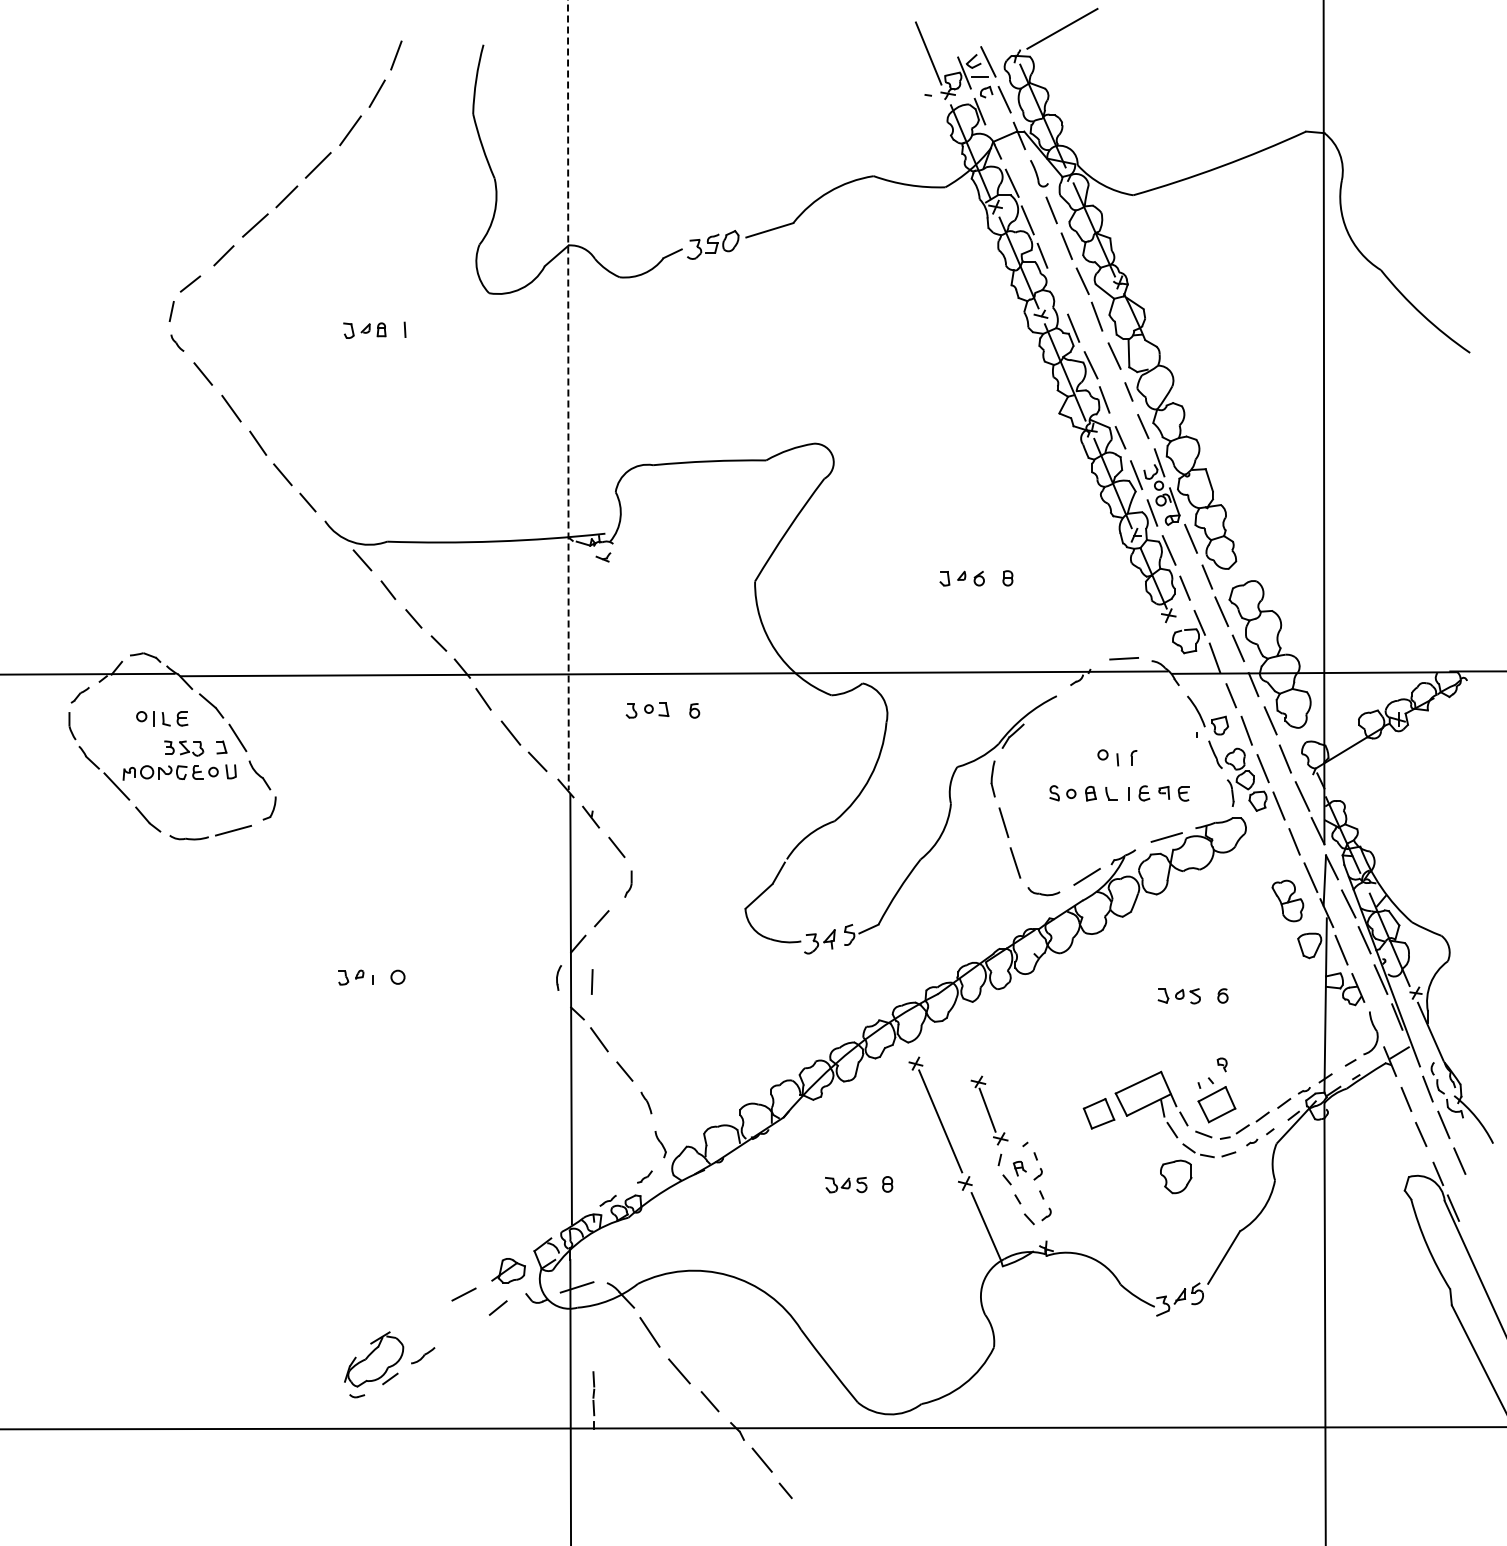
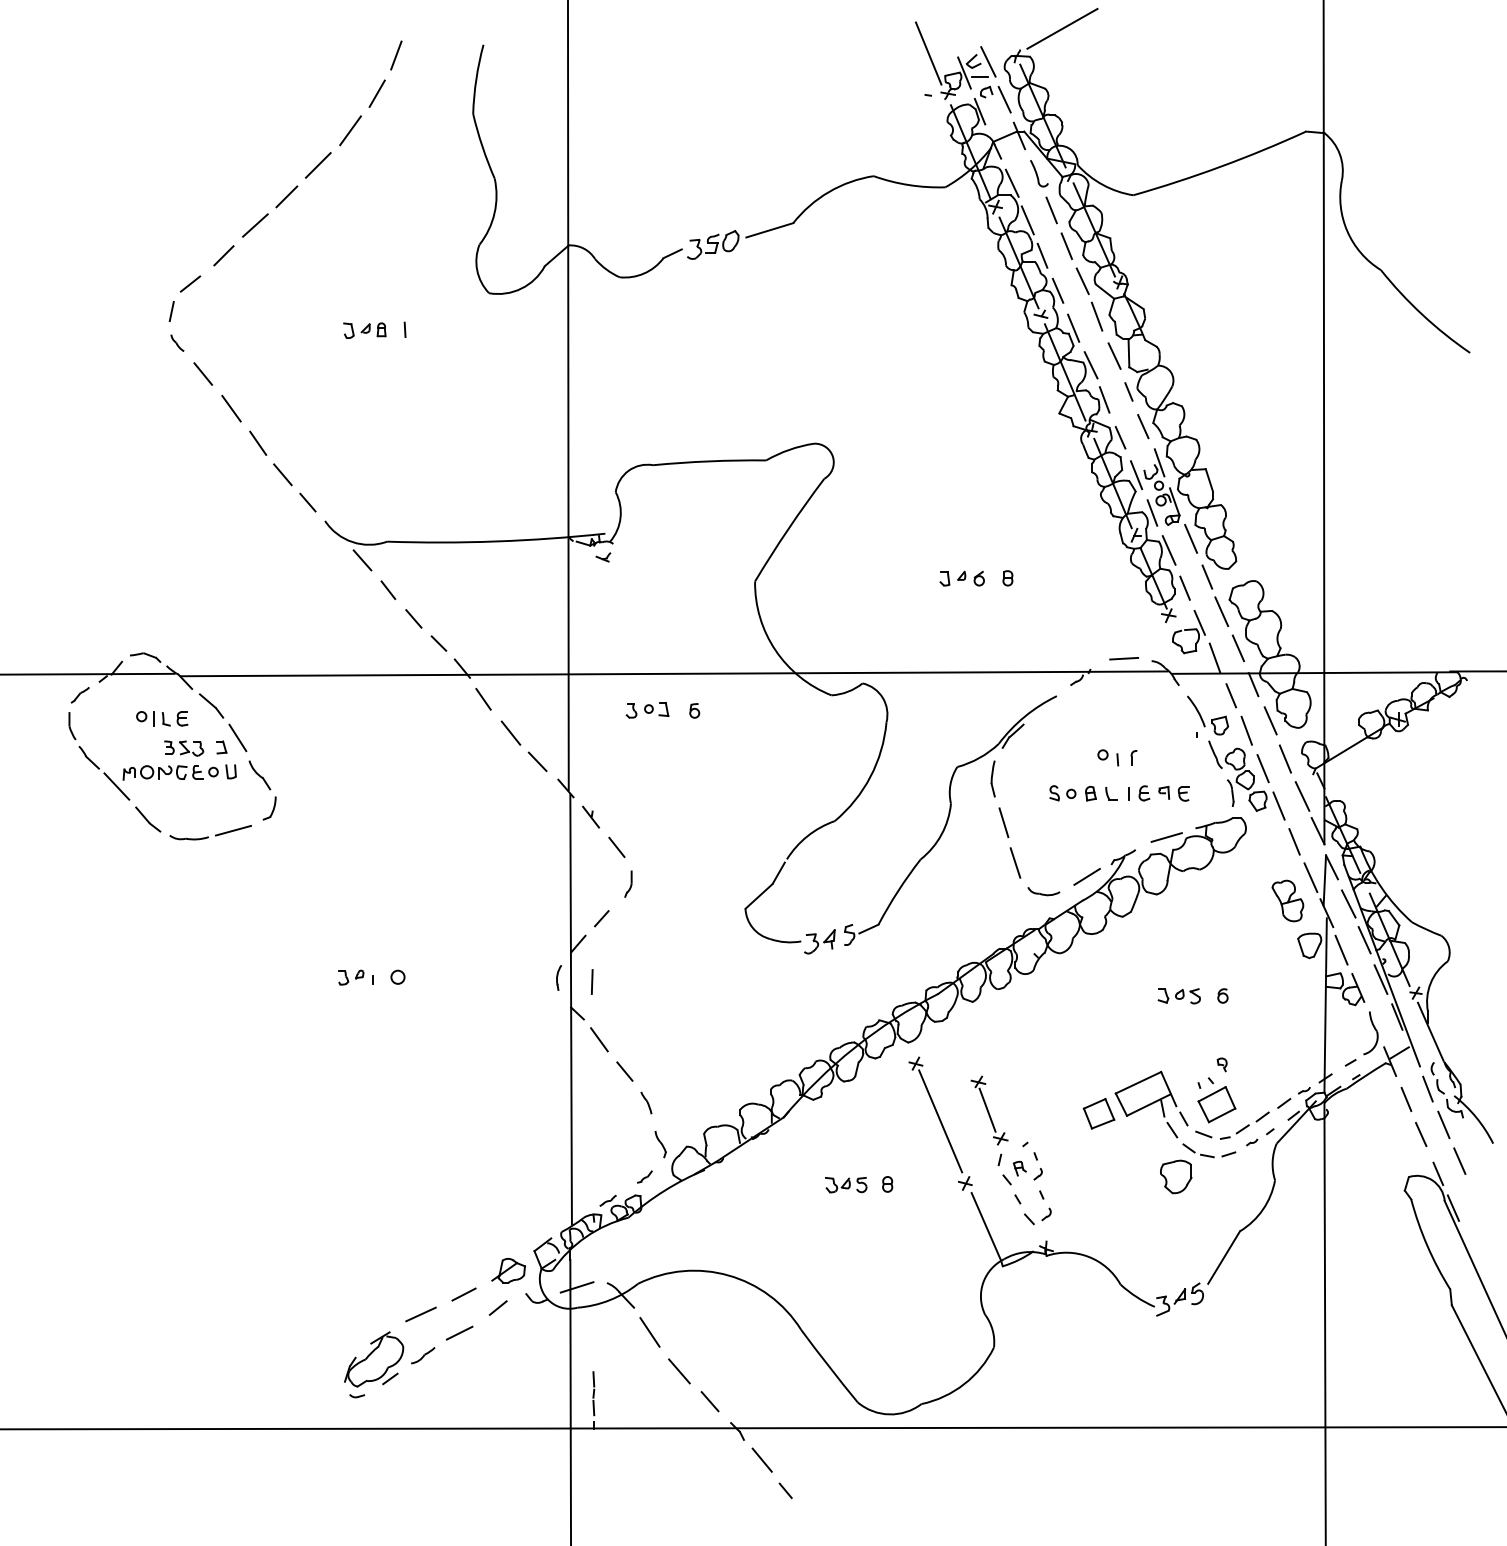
line: none -> present (1057, 290)
line: dashed -> solid (568, 395)
line: none -> present (420, 1314)
line: none -> present (459, 1332)
